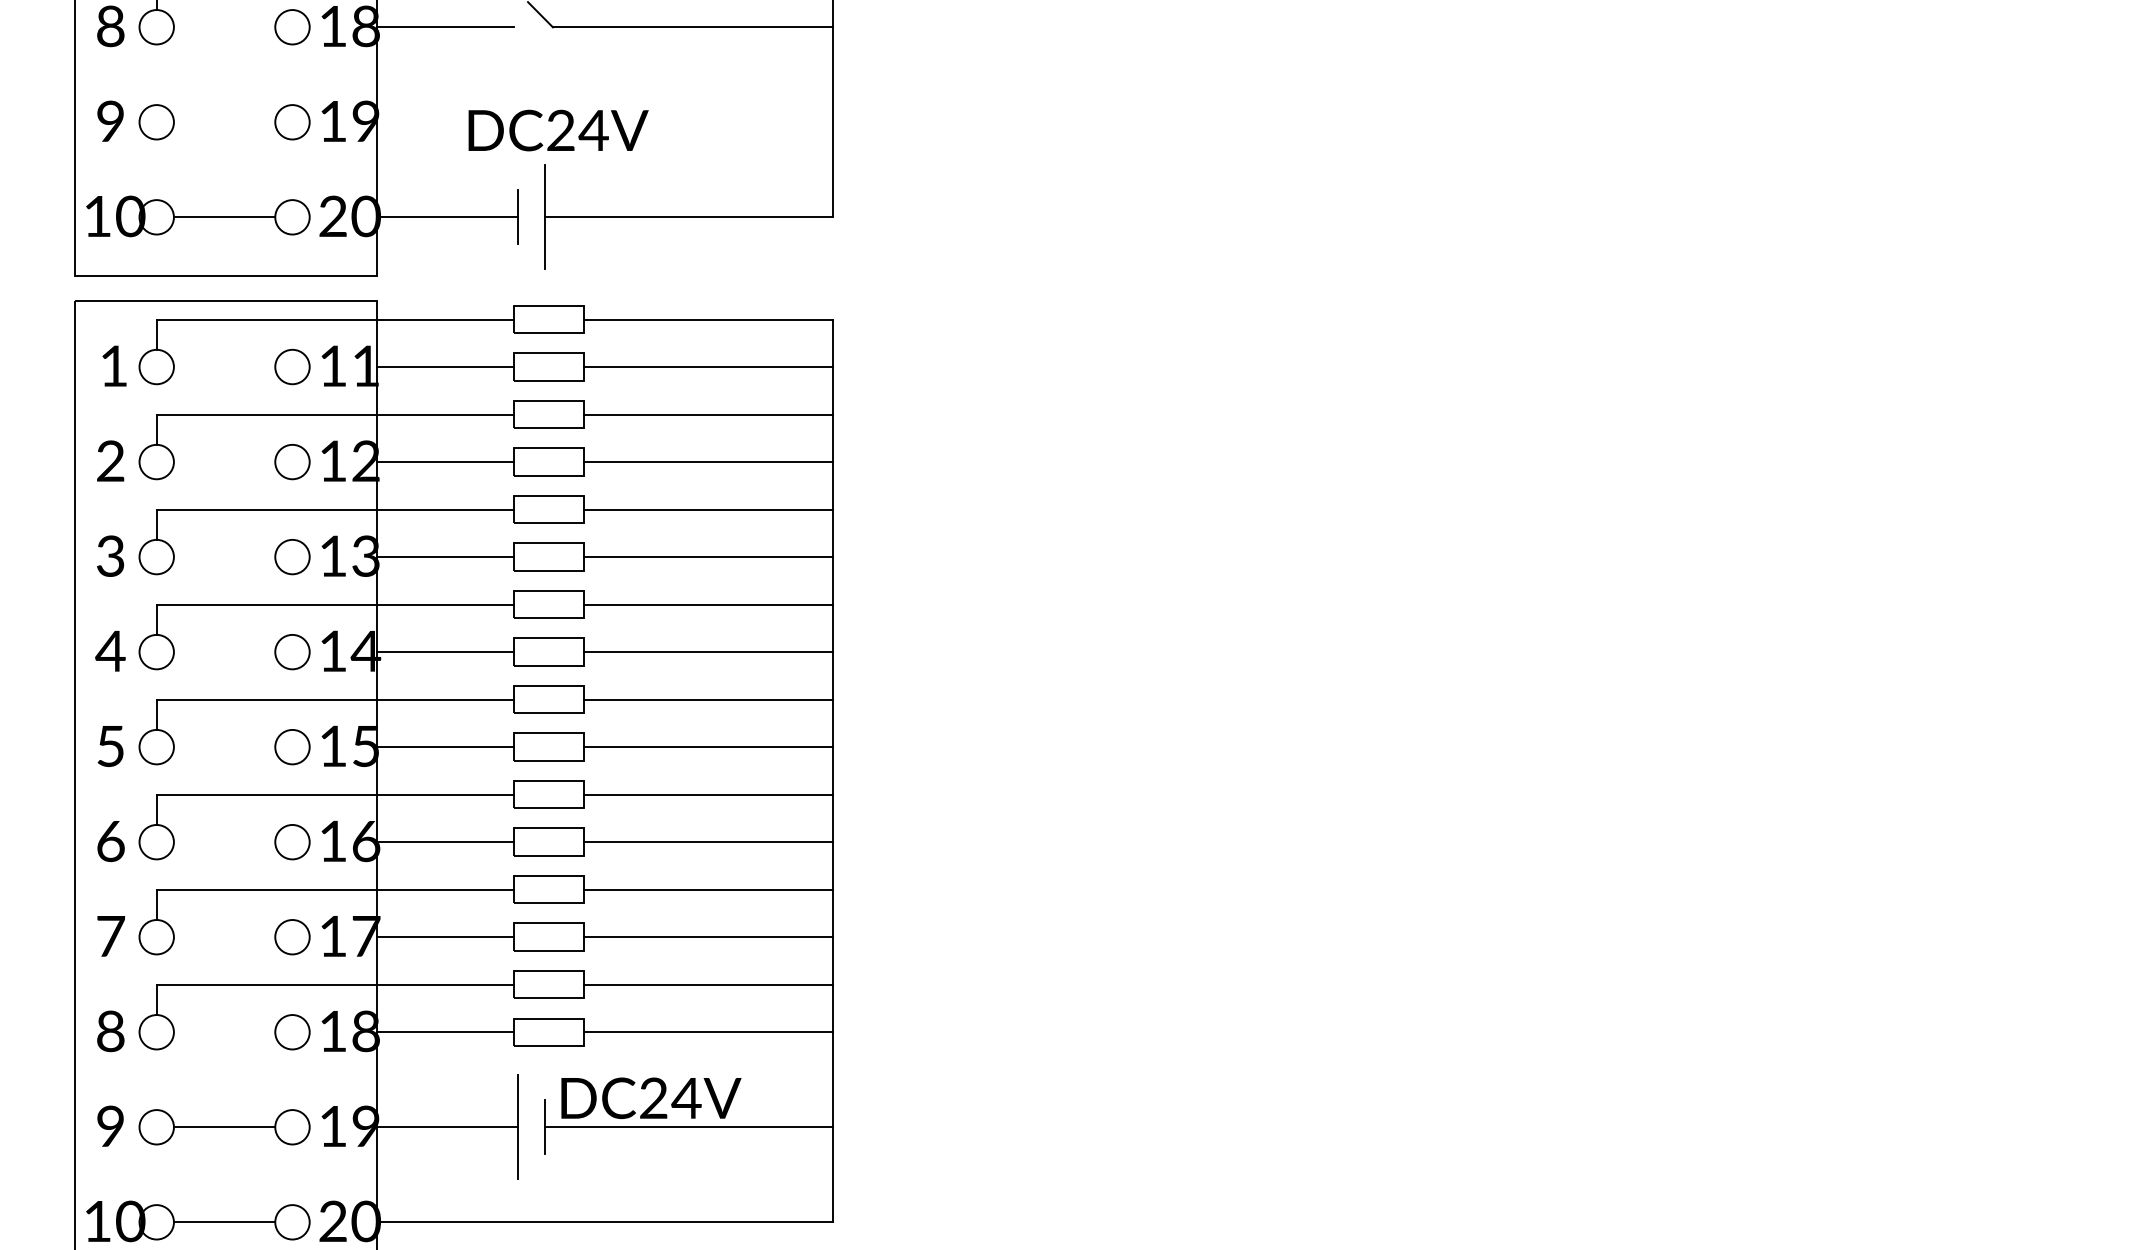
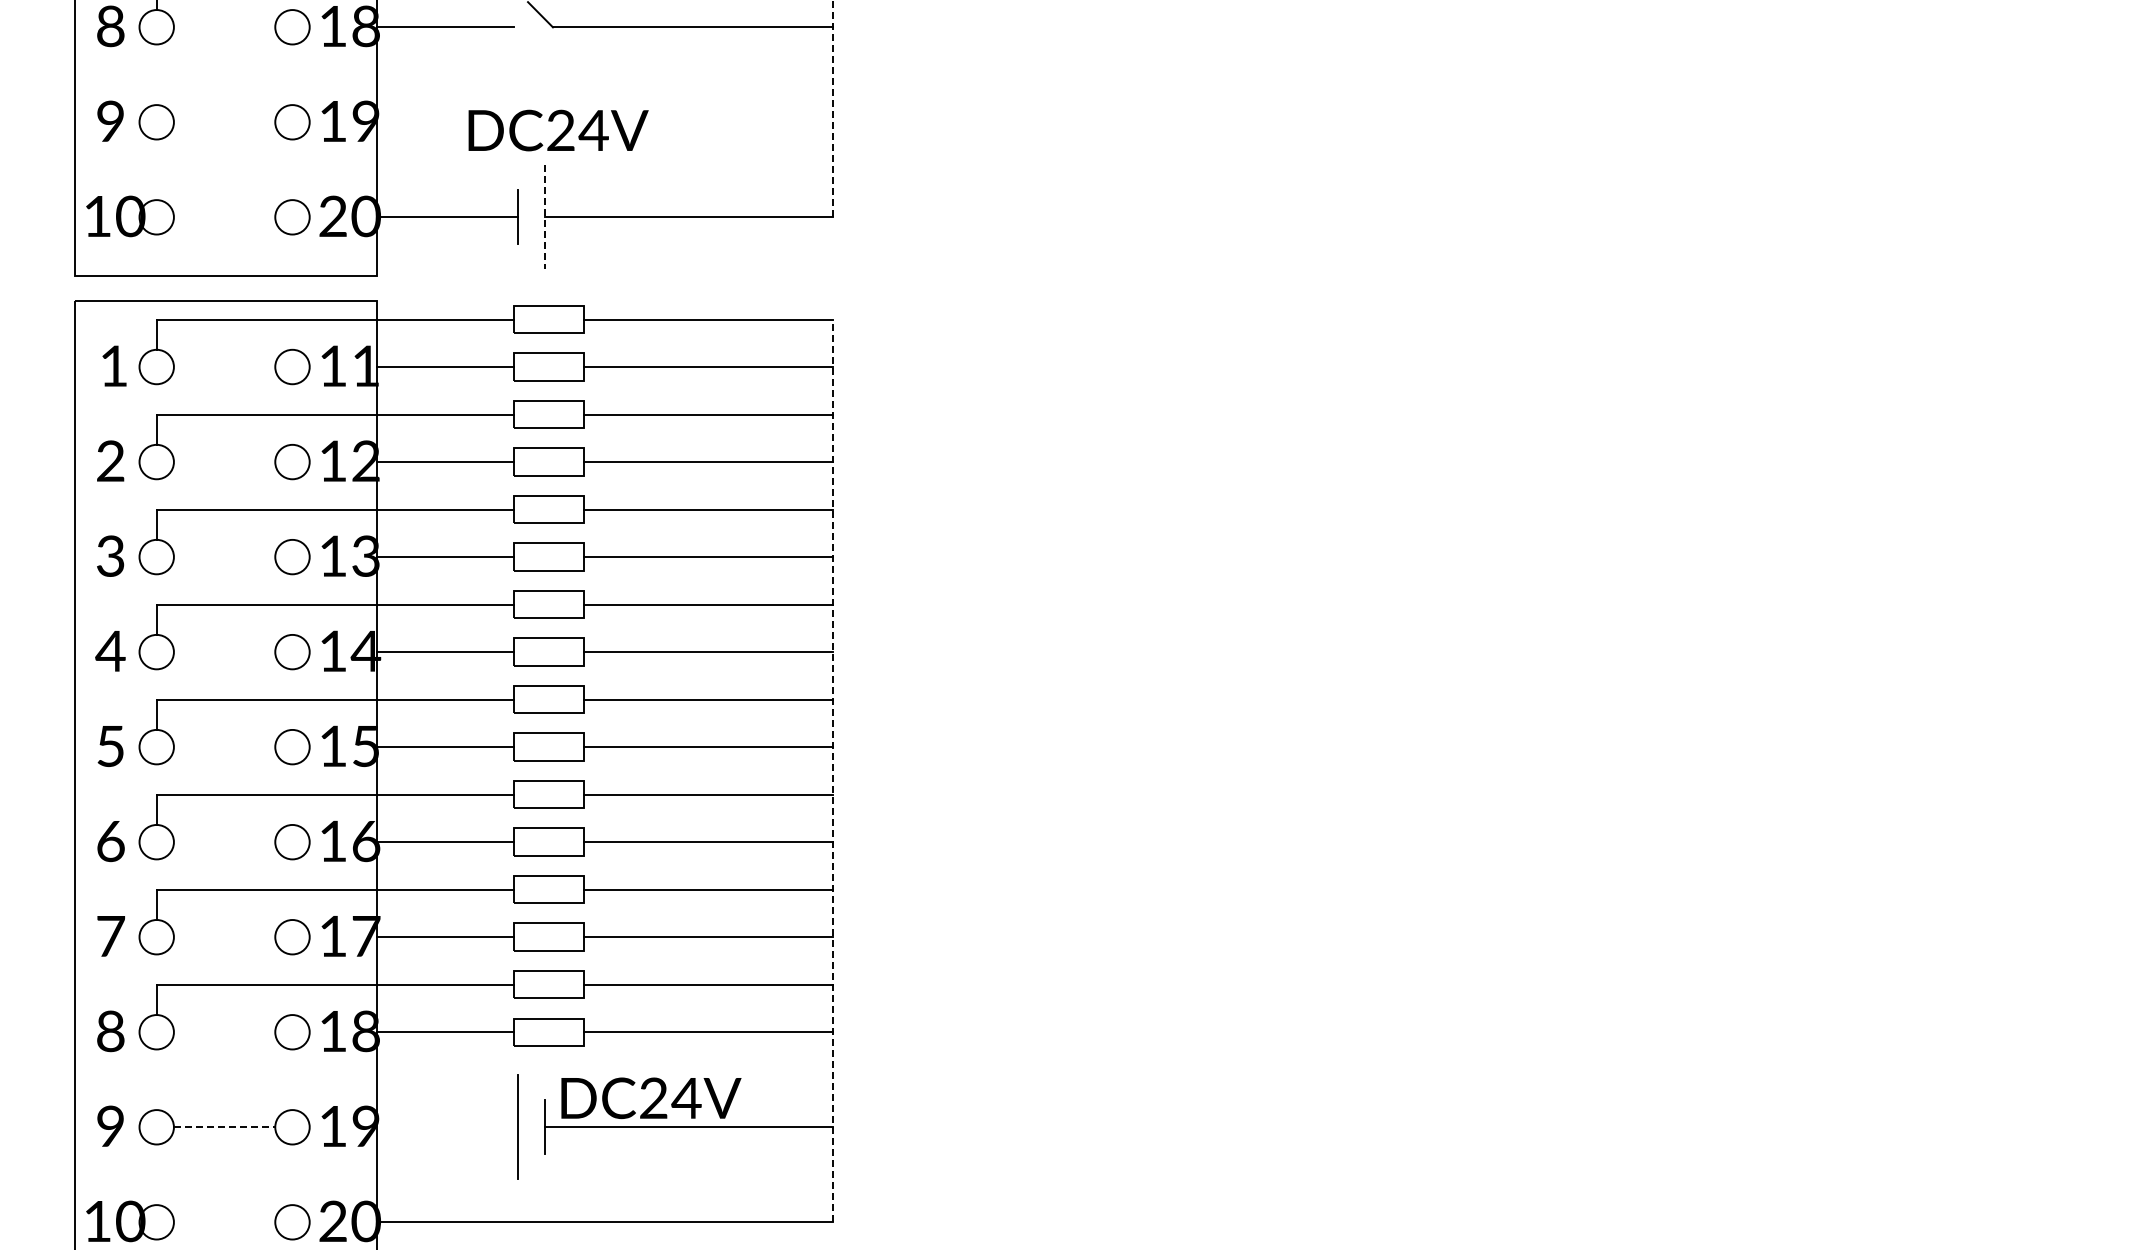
line: solid -> dashed (832, 108)
line: present -> none (224, 217)
line: solid -> dashed (544, 217)
line: solid -> dashed (832, 770)
line: solid -> dashed (224, 1127)
line: present -> none (447, 1127)
line: present -> none (224, 1222)
